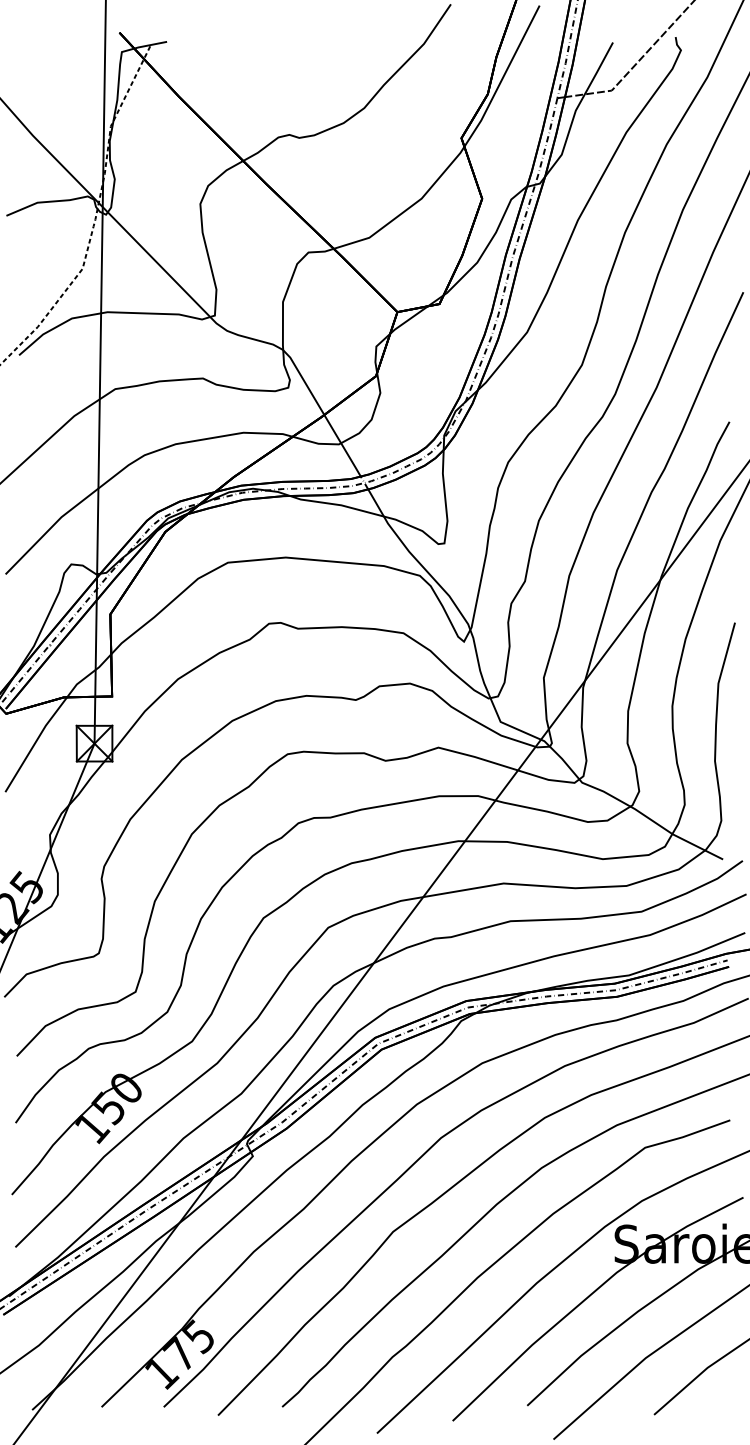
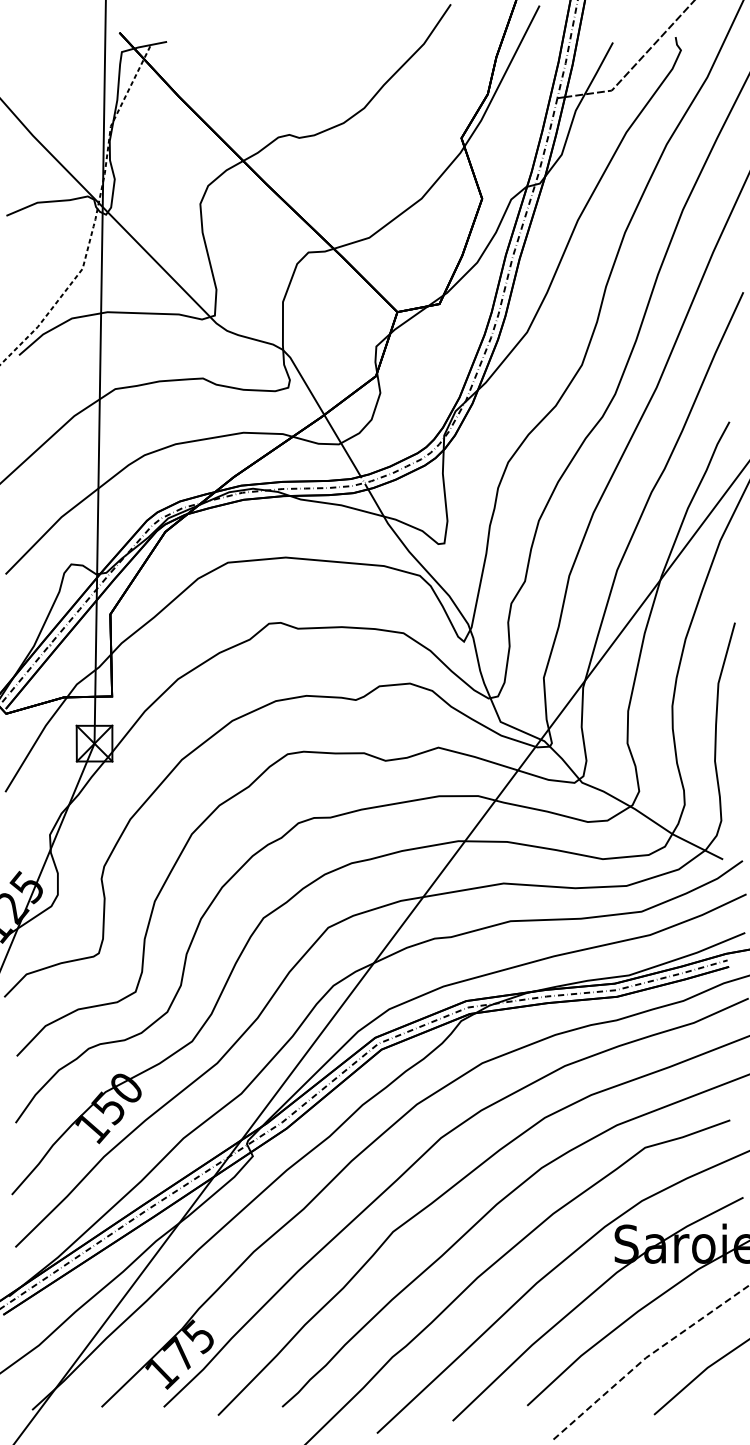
line: solid -> dashed (645, 1358)
